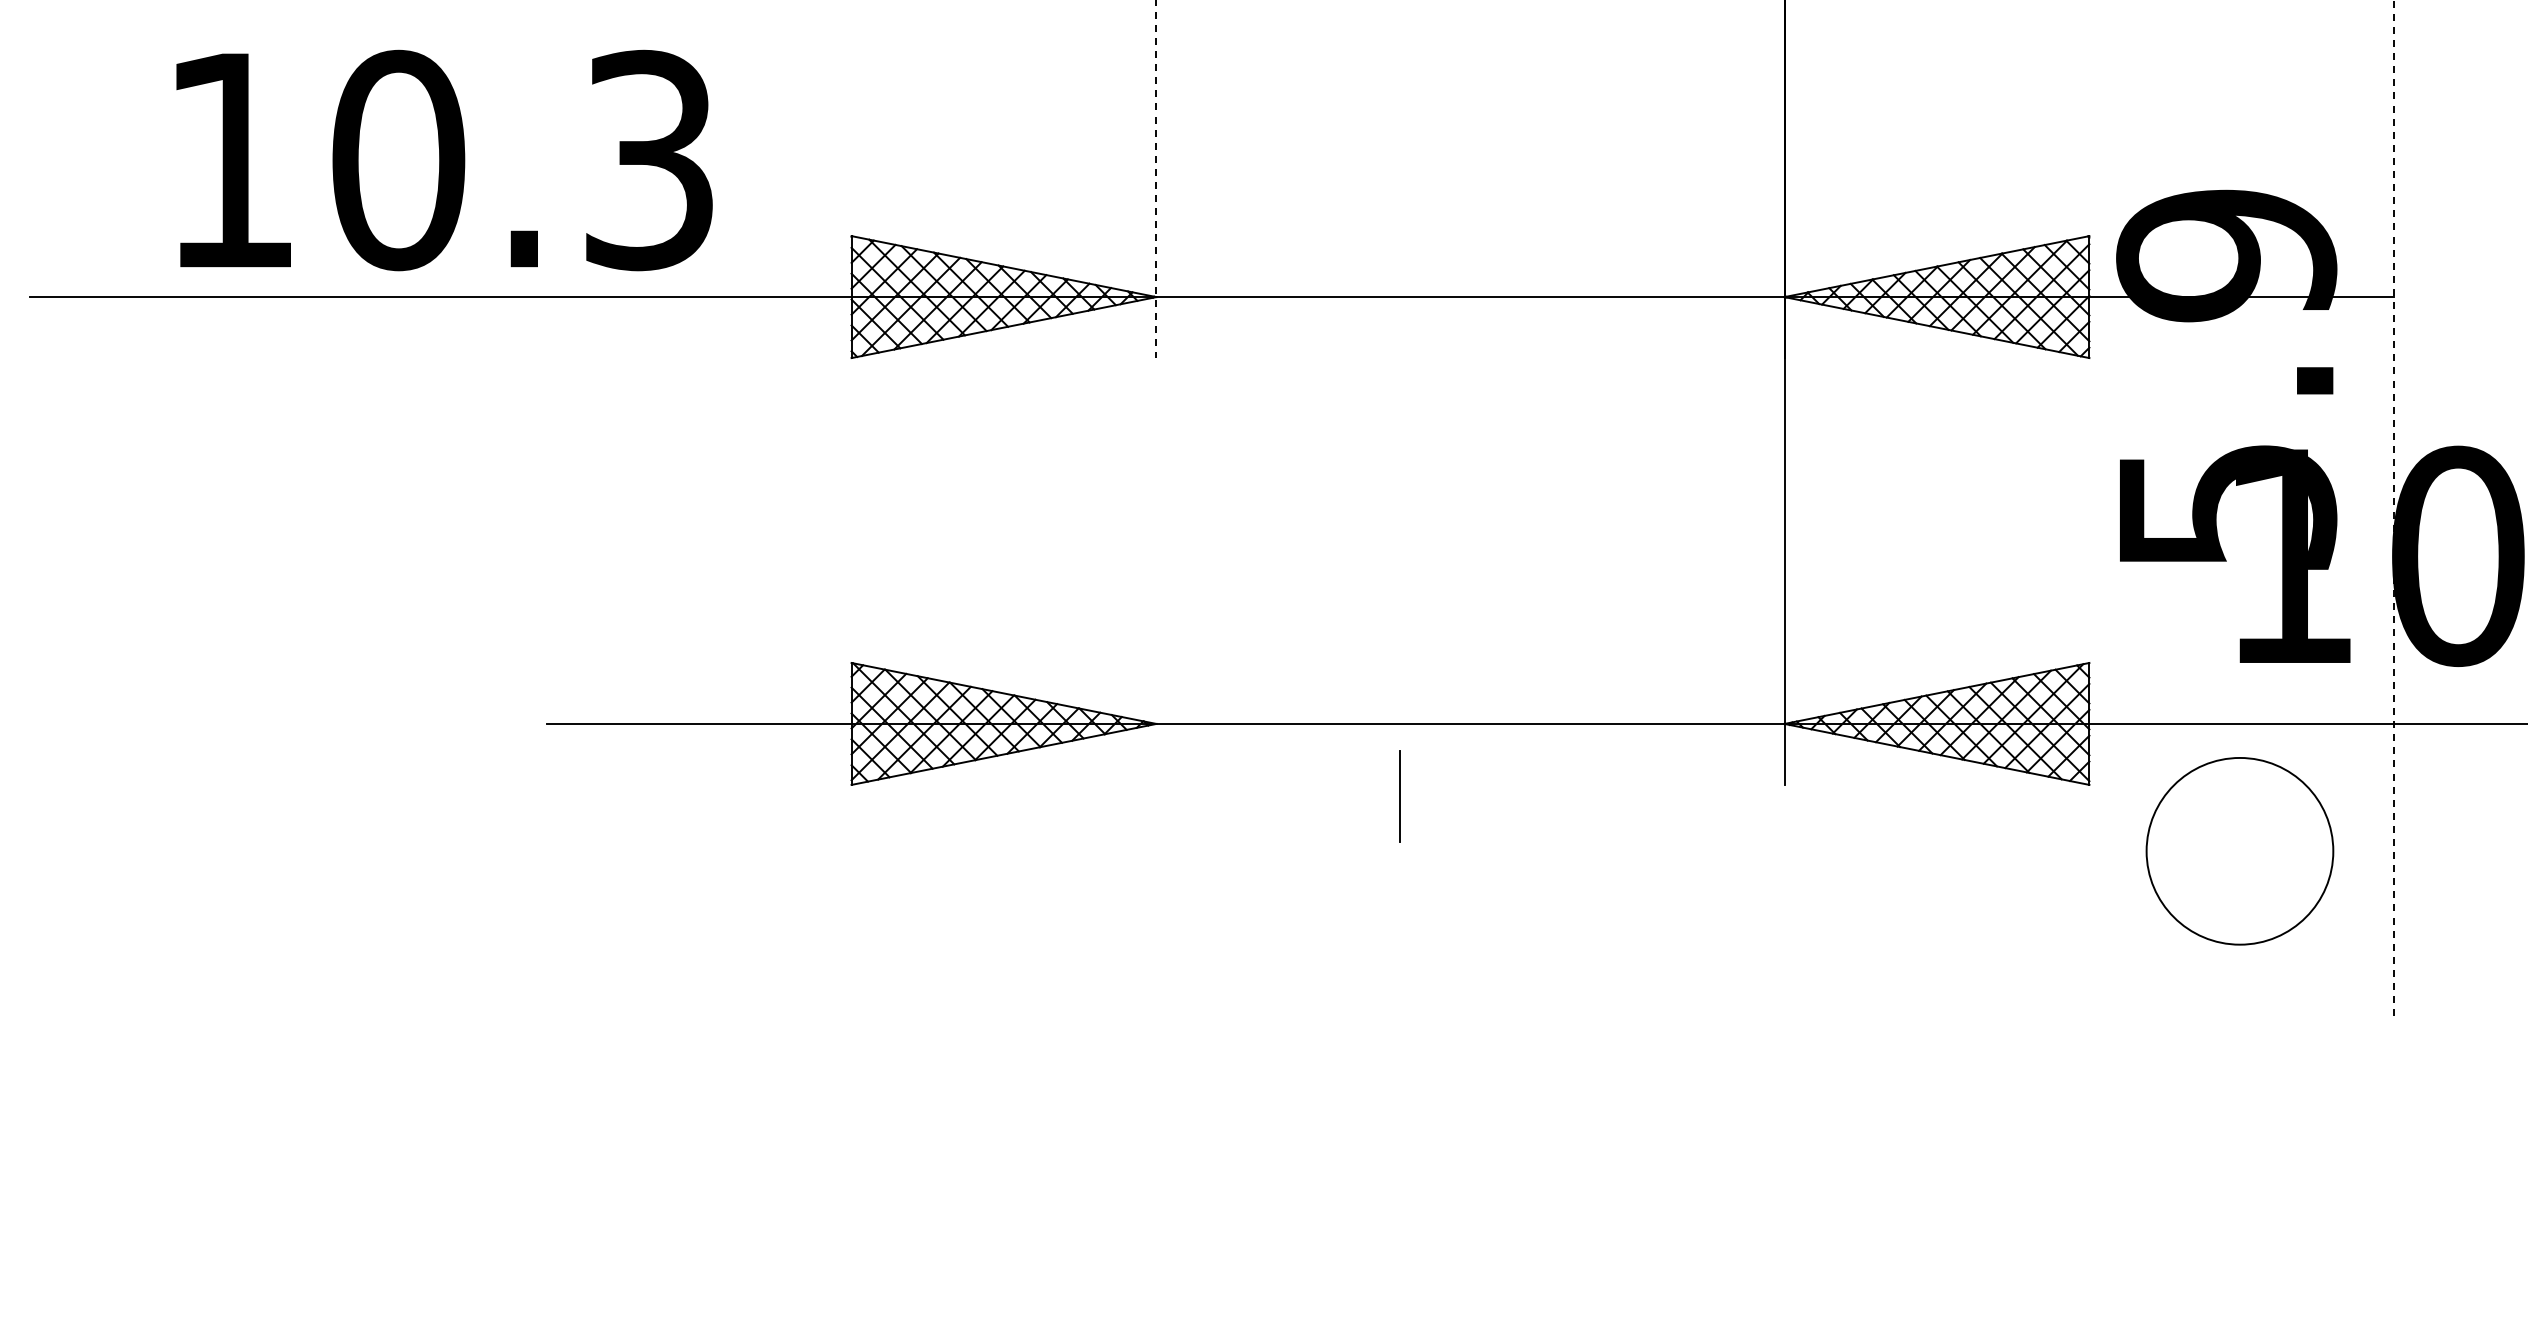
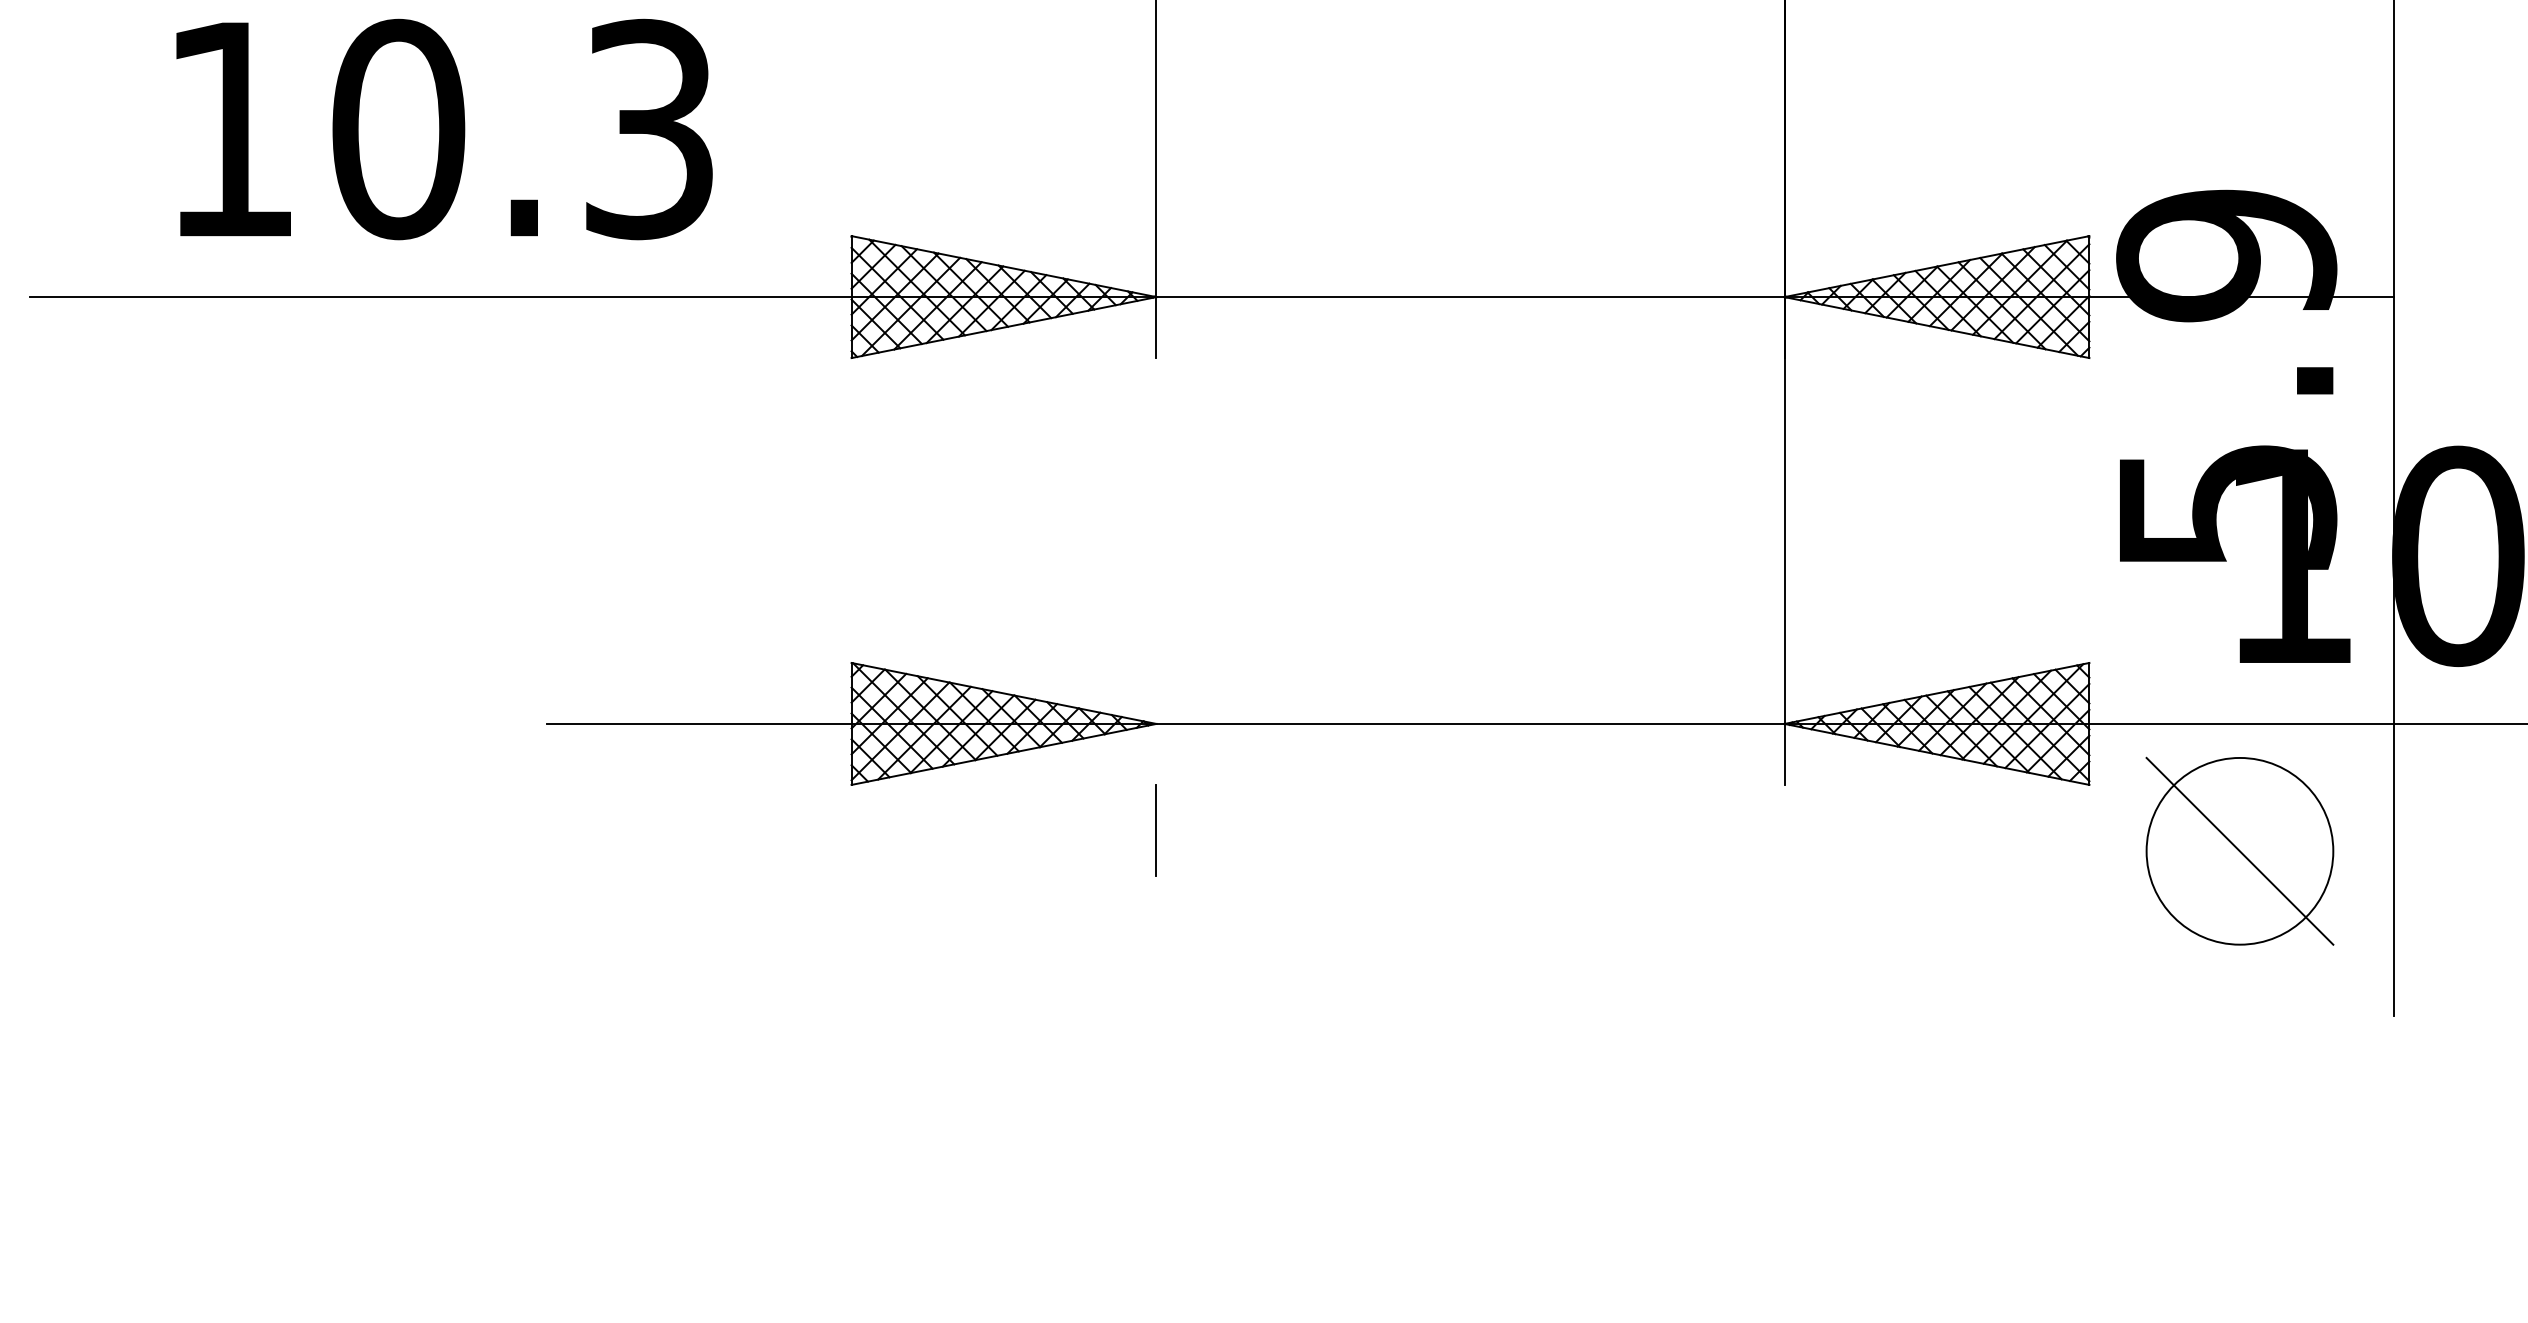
text position: (444, 160) -> (444, 129) (444, 129)
line: dashed -> solid (1156, 179)
line: dashed -> solid (2394, 508)
line position: (1399, 796) -> (1155, 830) (1155, 830)
line: none -> present (2239, 850)
